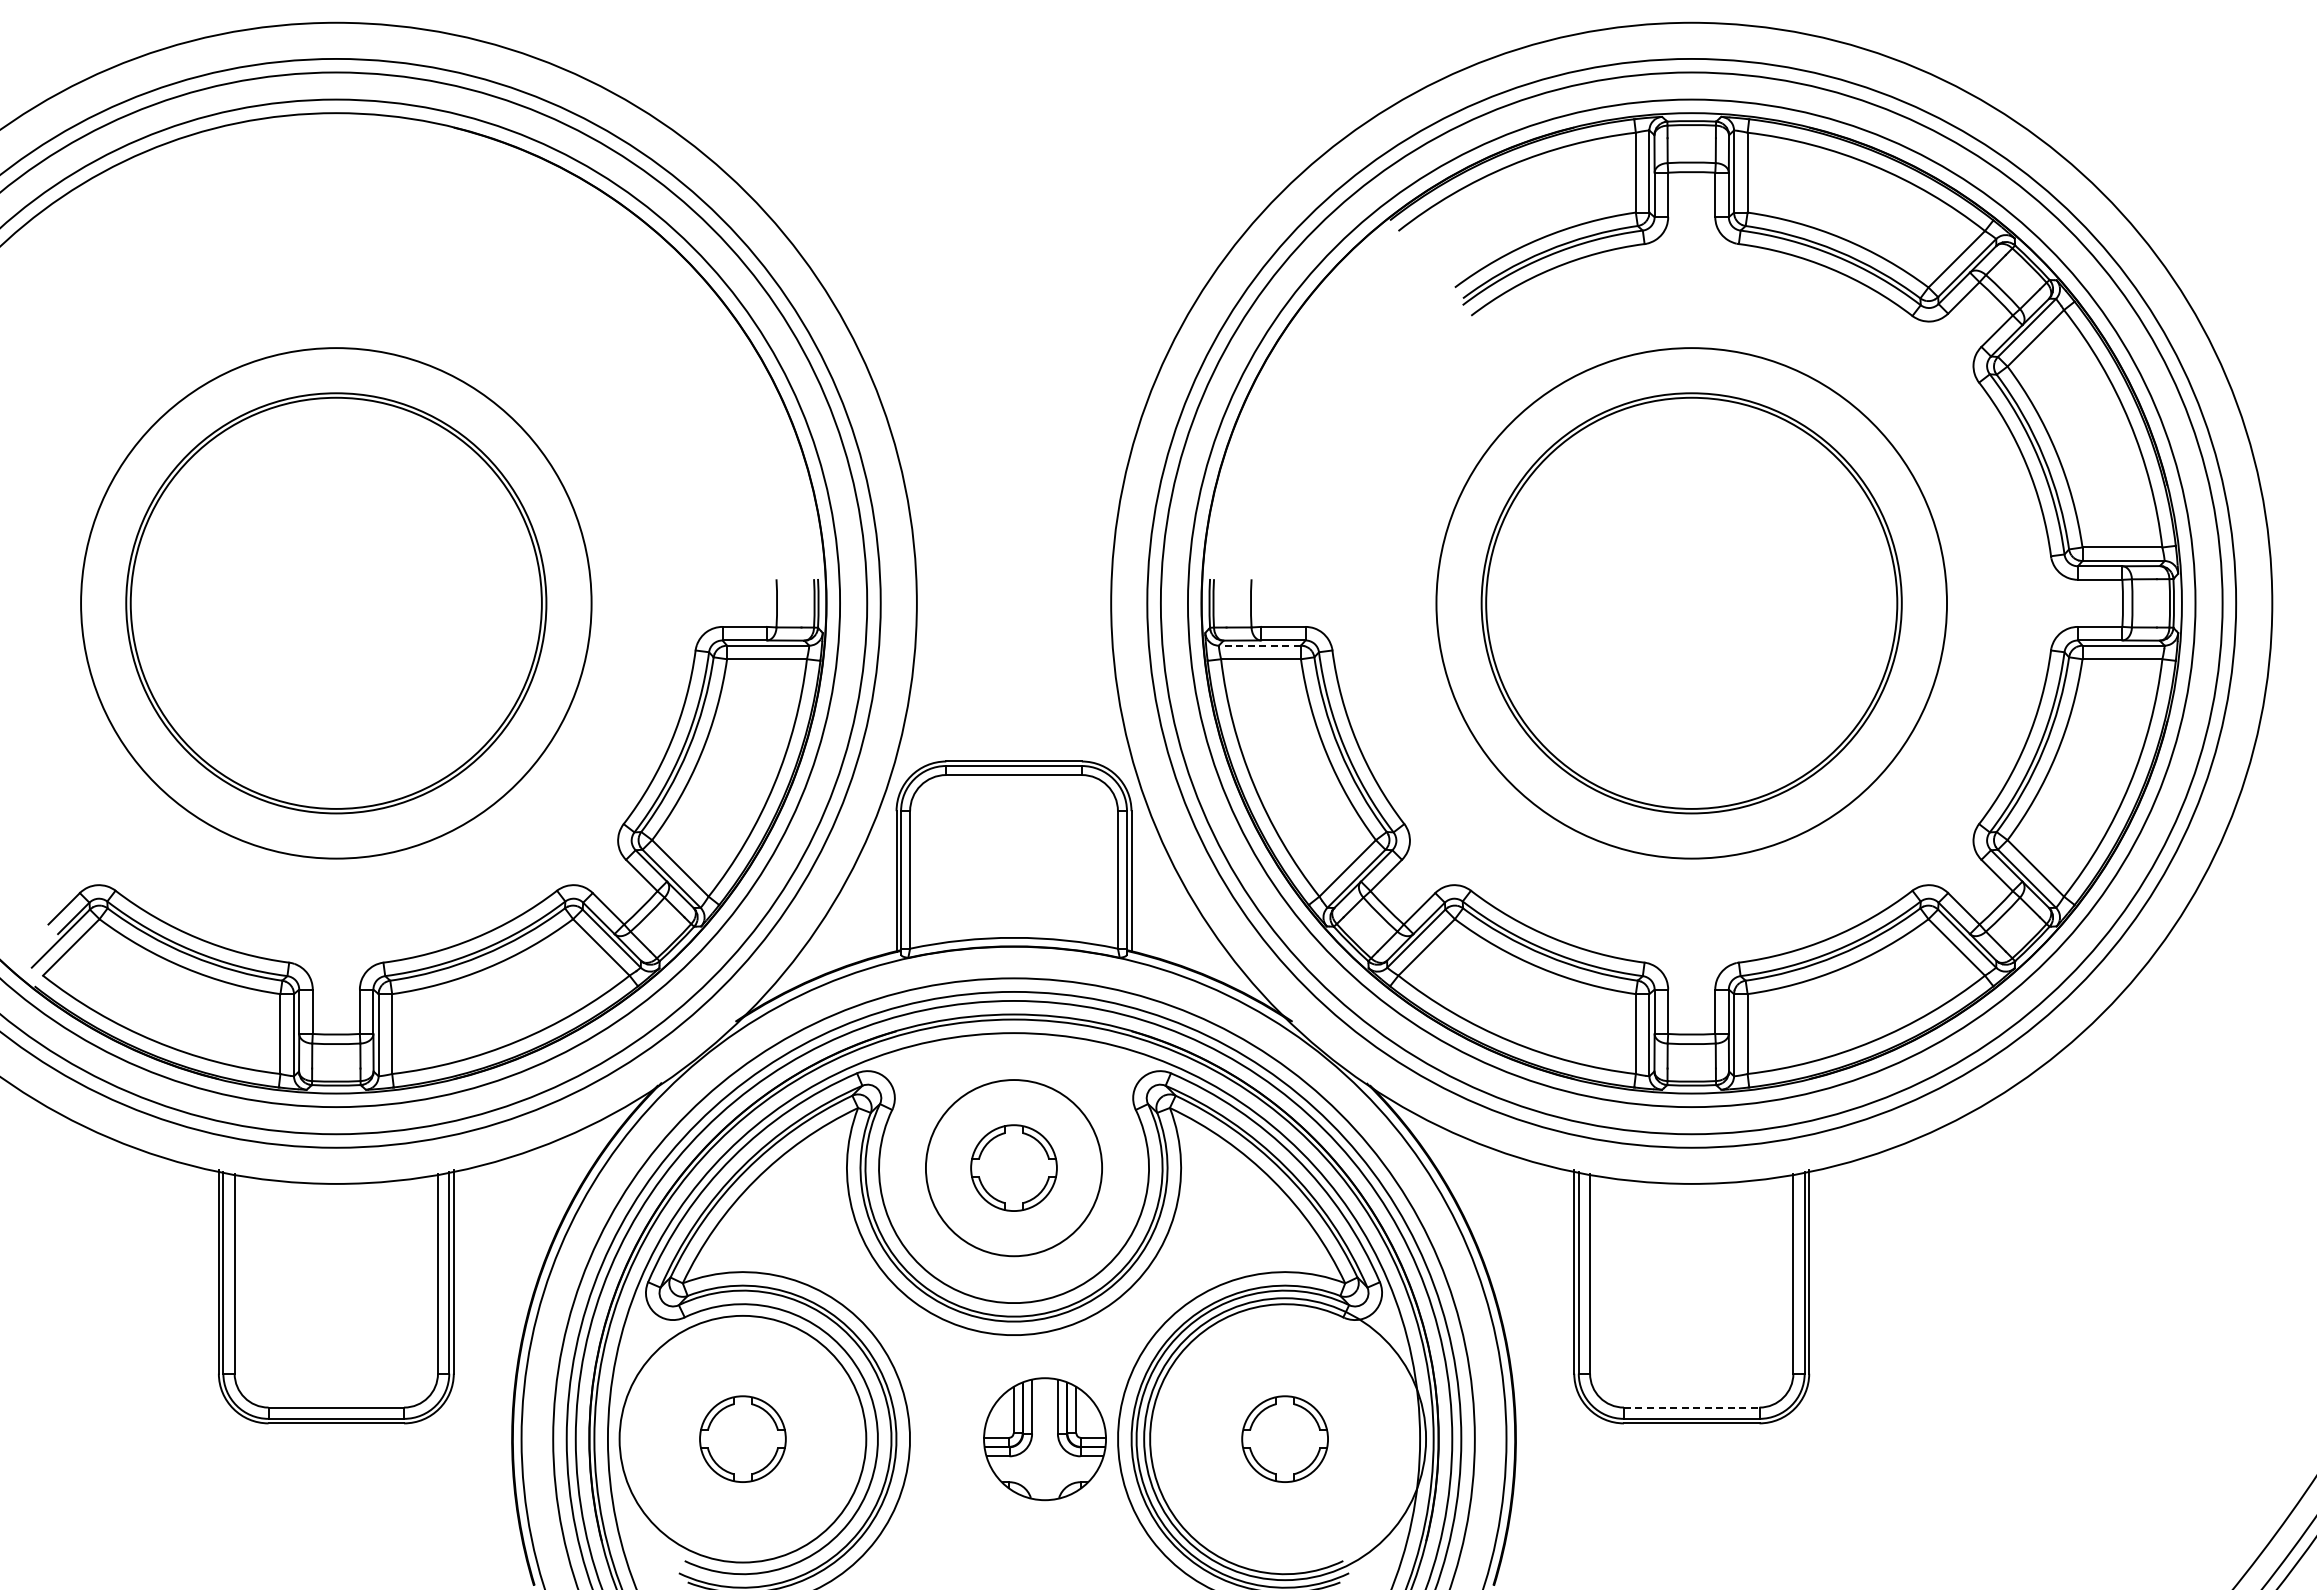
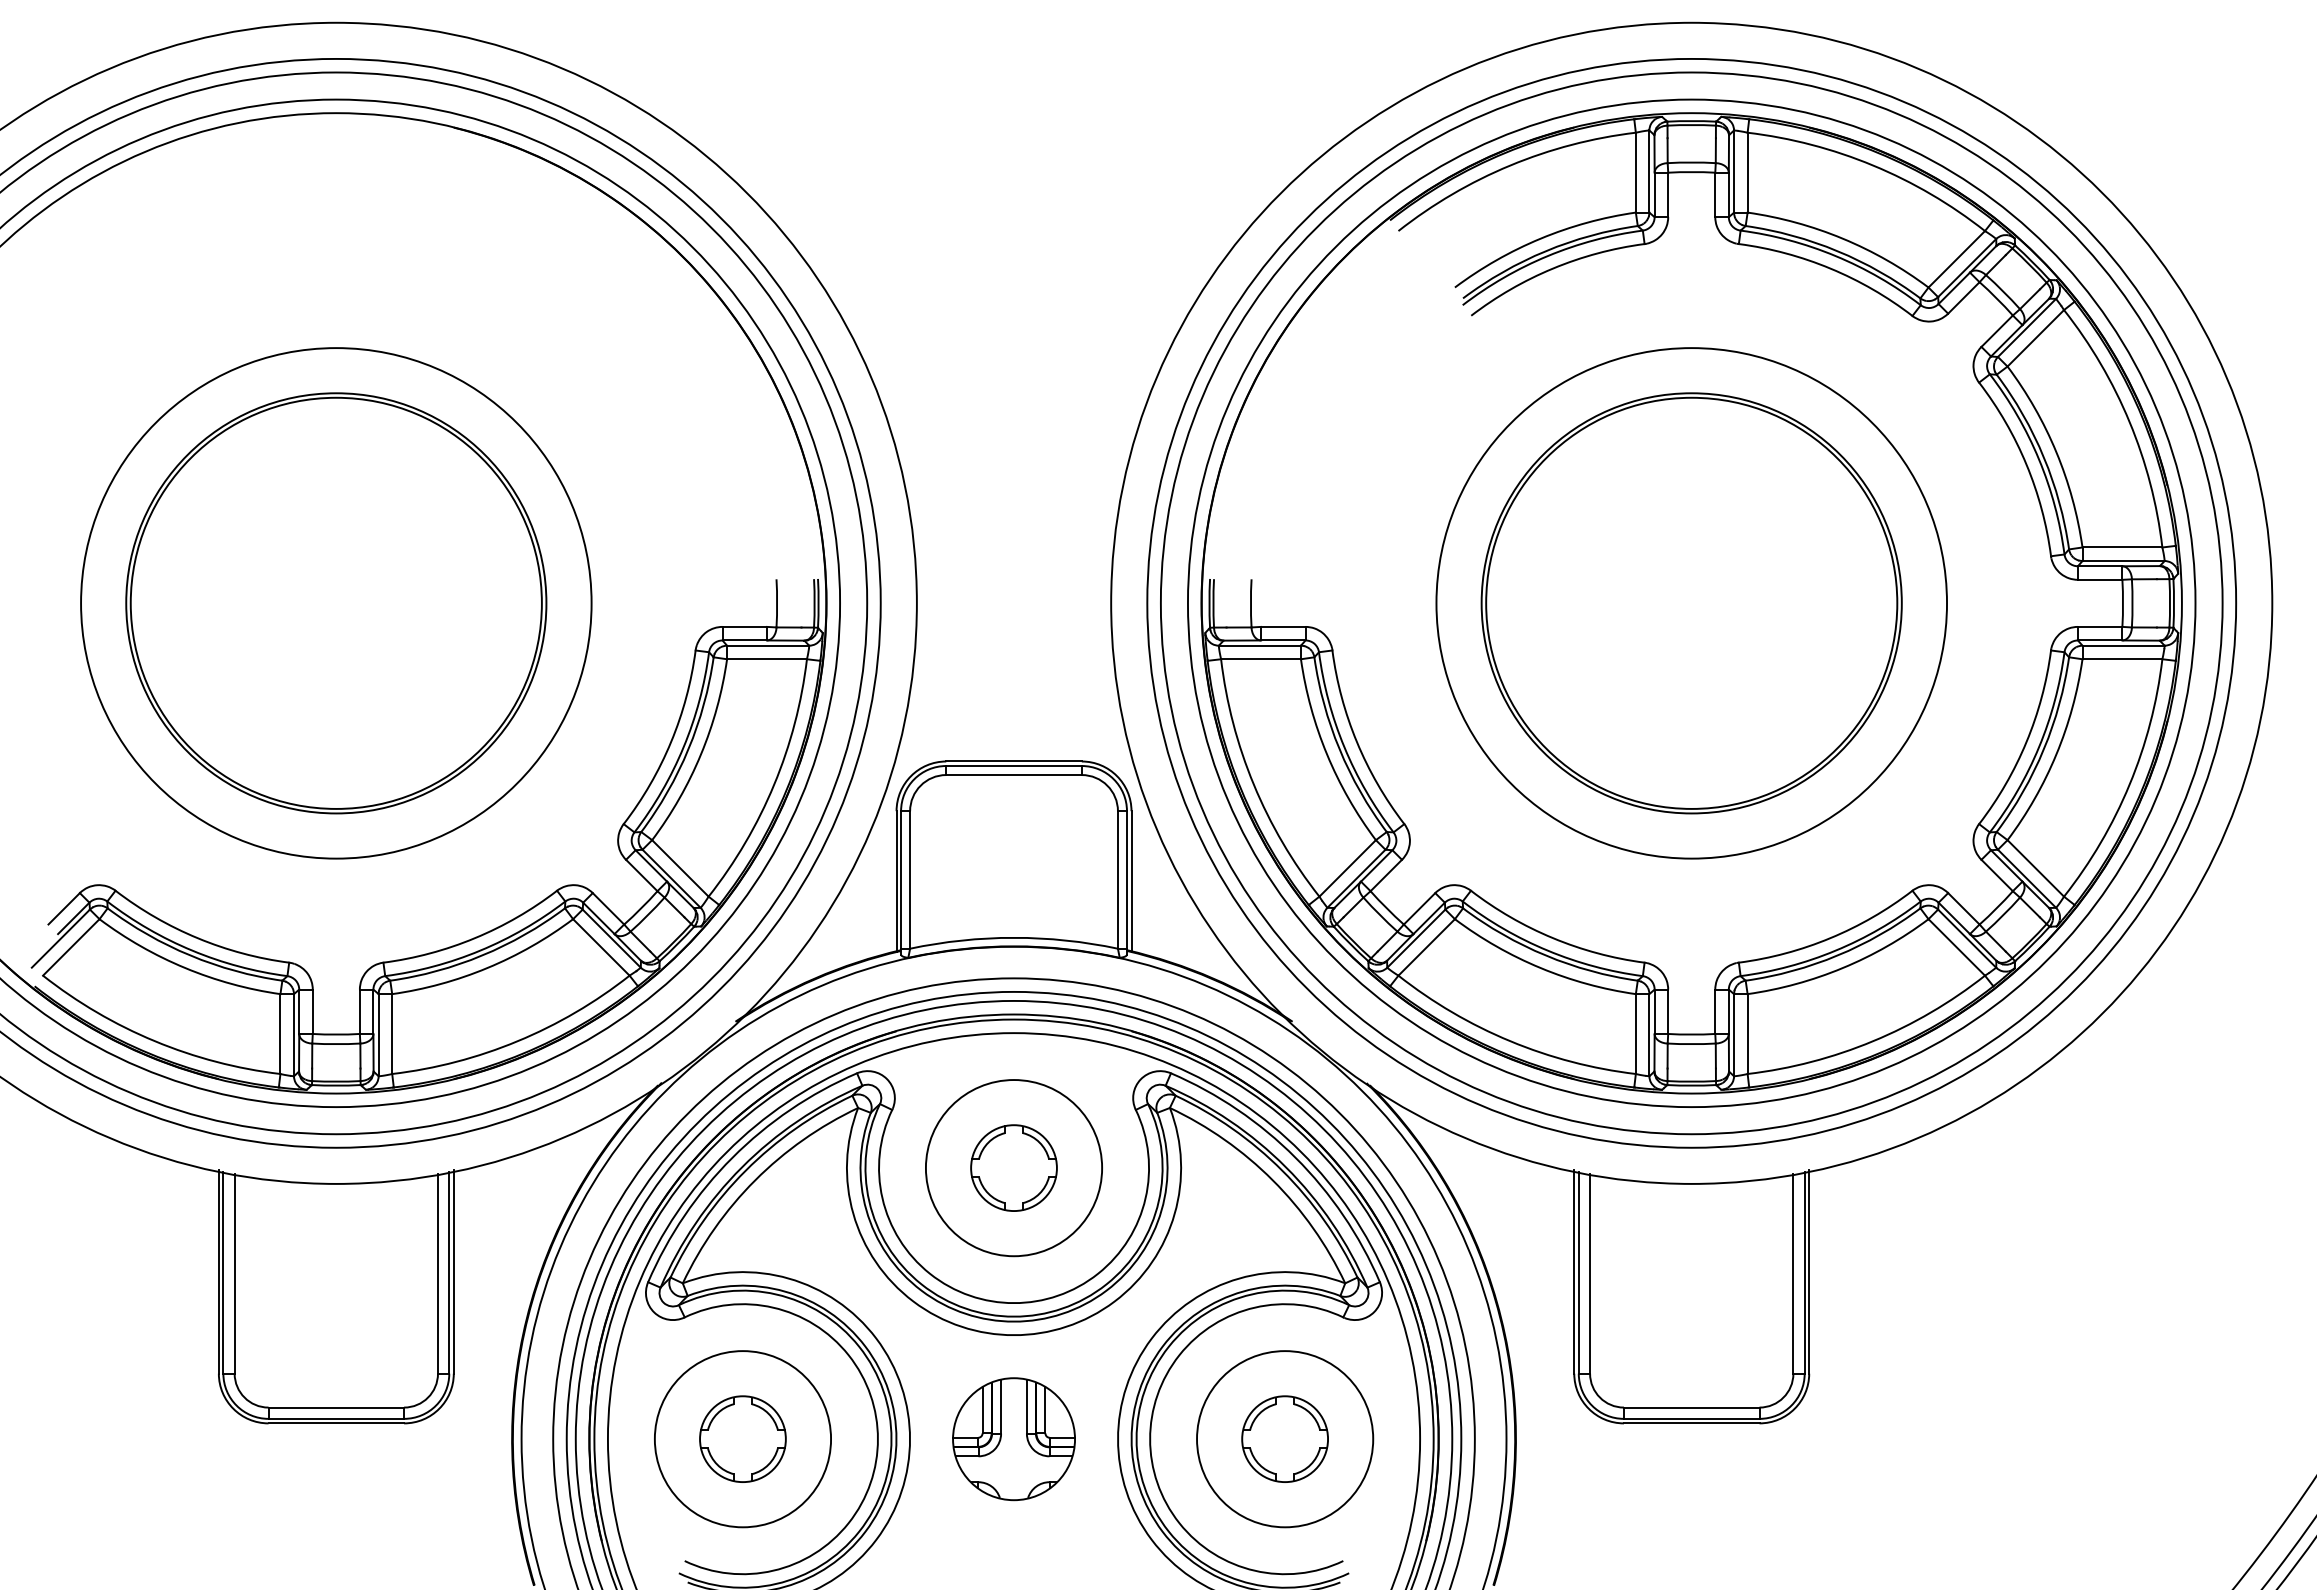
line: dashed -> solid (1259, 645)
line: dashed -> solid (1691, 1407)
circle diameter: 247 px -> 176 px (742, 1439)
part position: (1044, 1439) -> (1013, 1439) (1013, 1439)
circle diameter: 282 px -> 176 px (1285, 1439)
